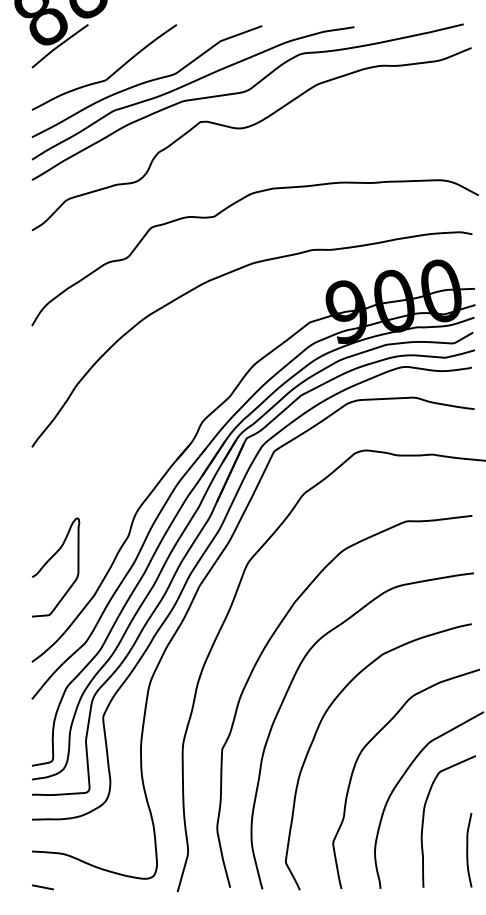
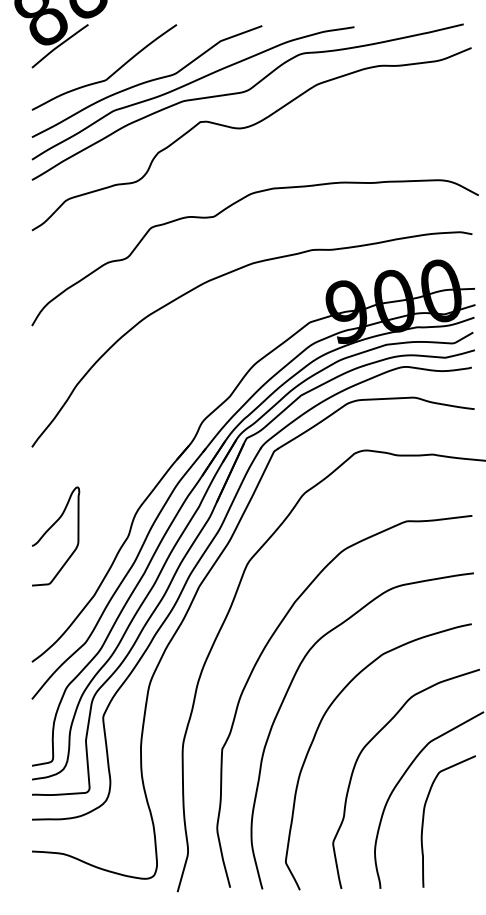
curve position: (50, 560) -> (50, 529) (50, 529)
curve: present -> none (468, 850)
line: present -> none (42, 887)
